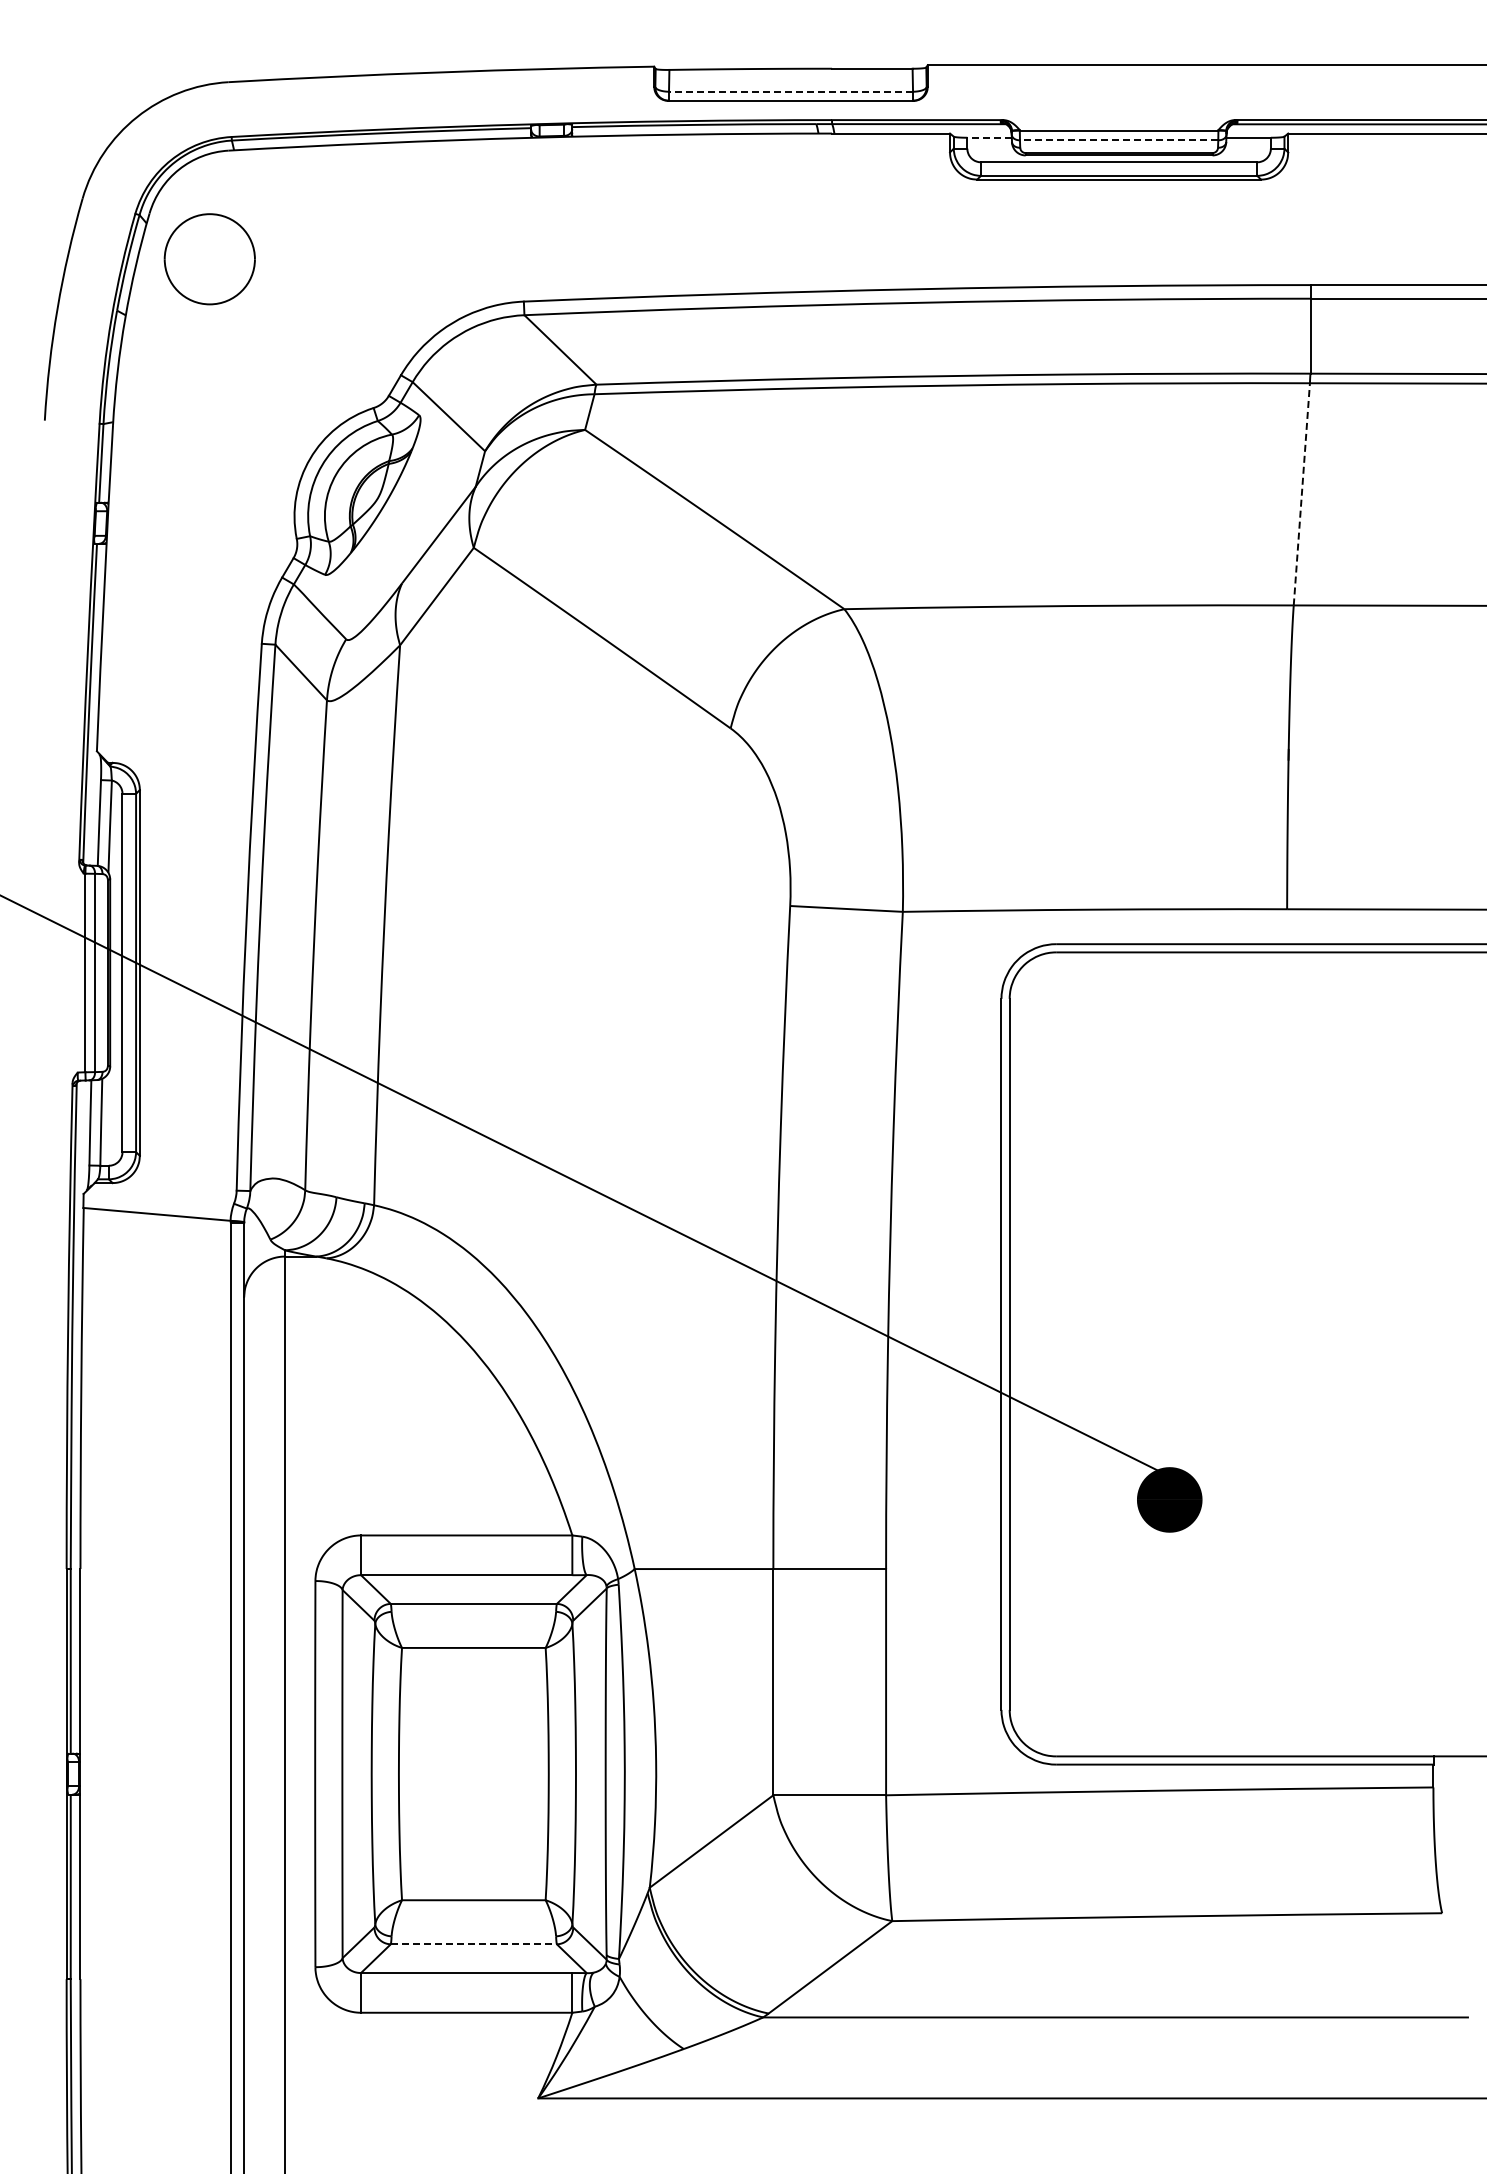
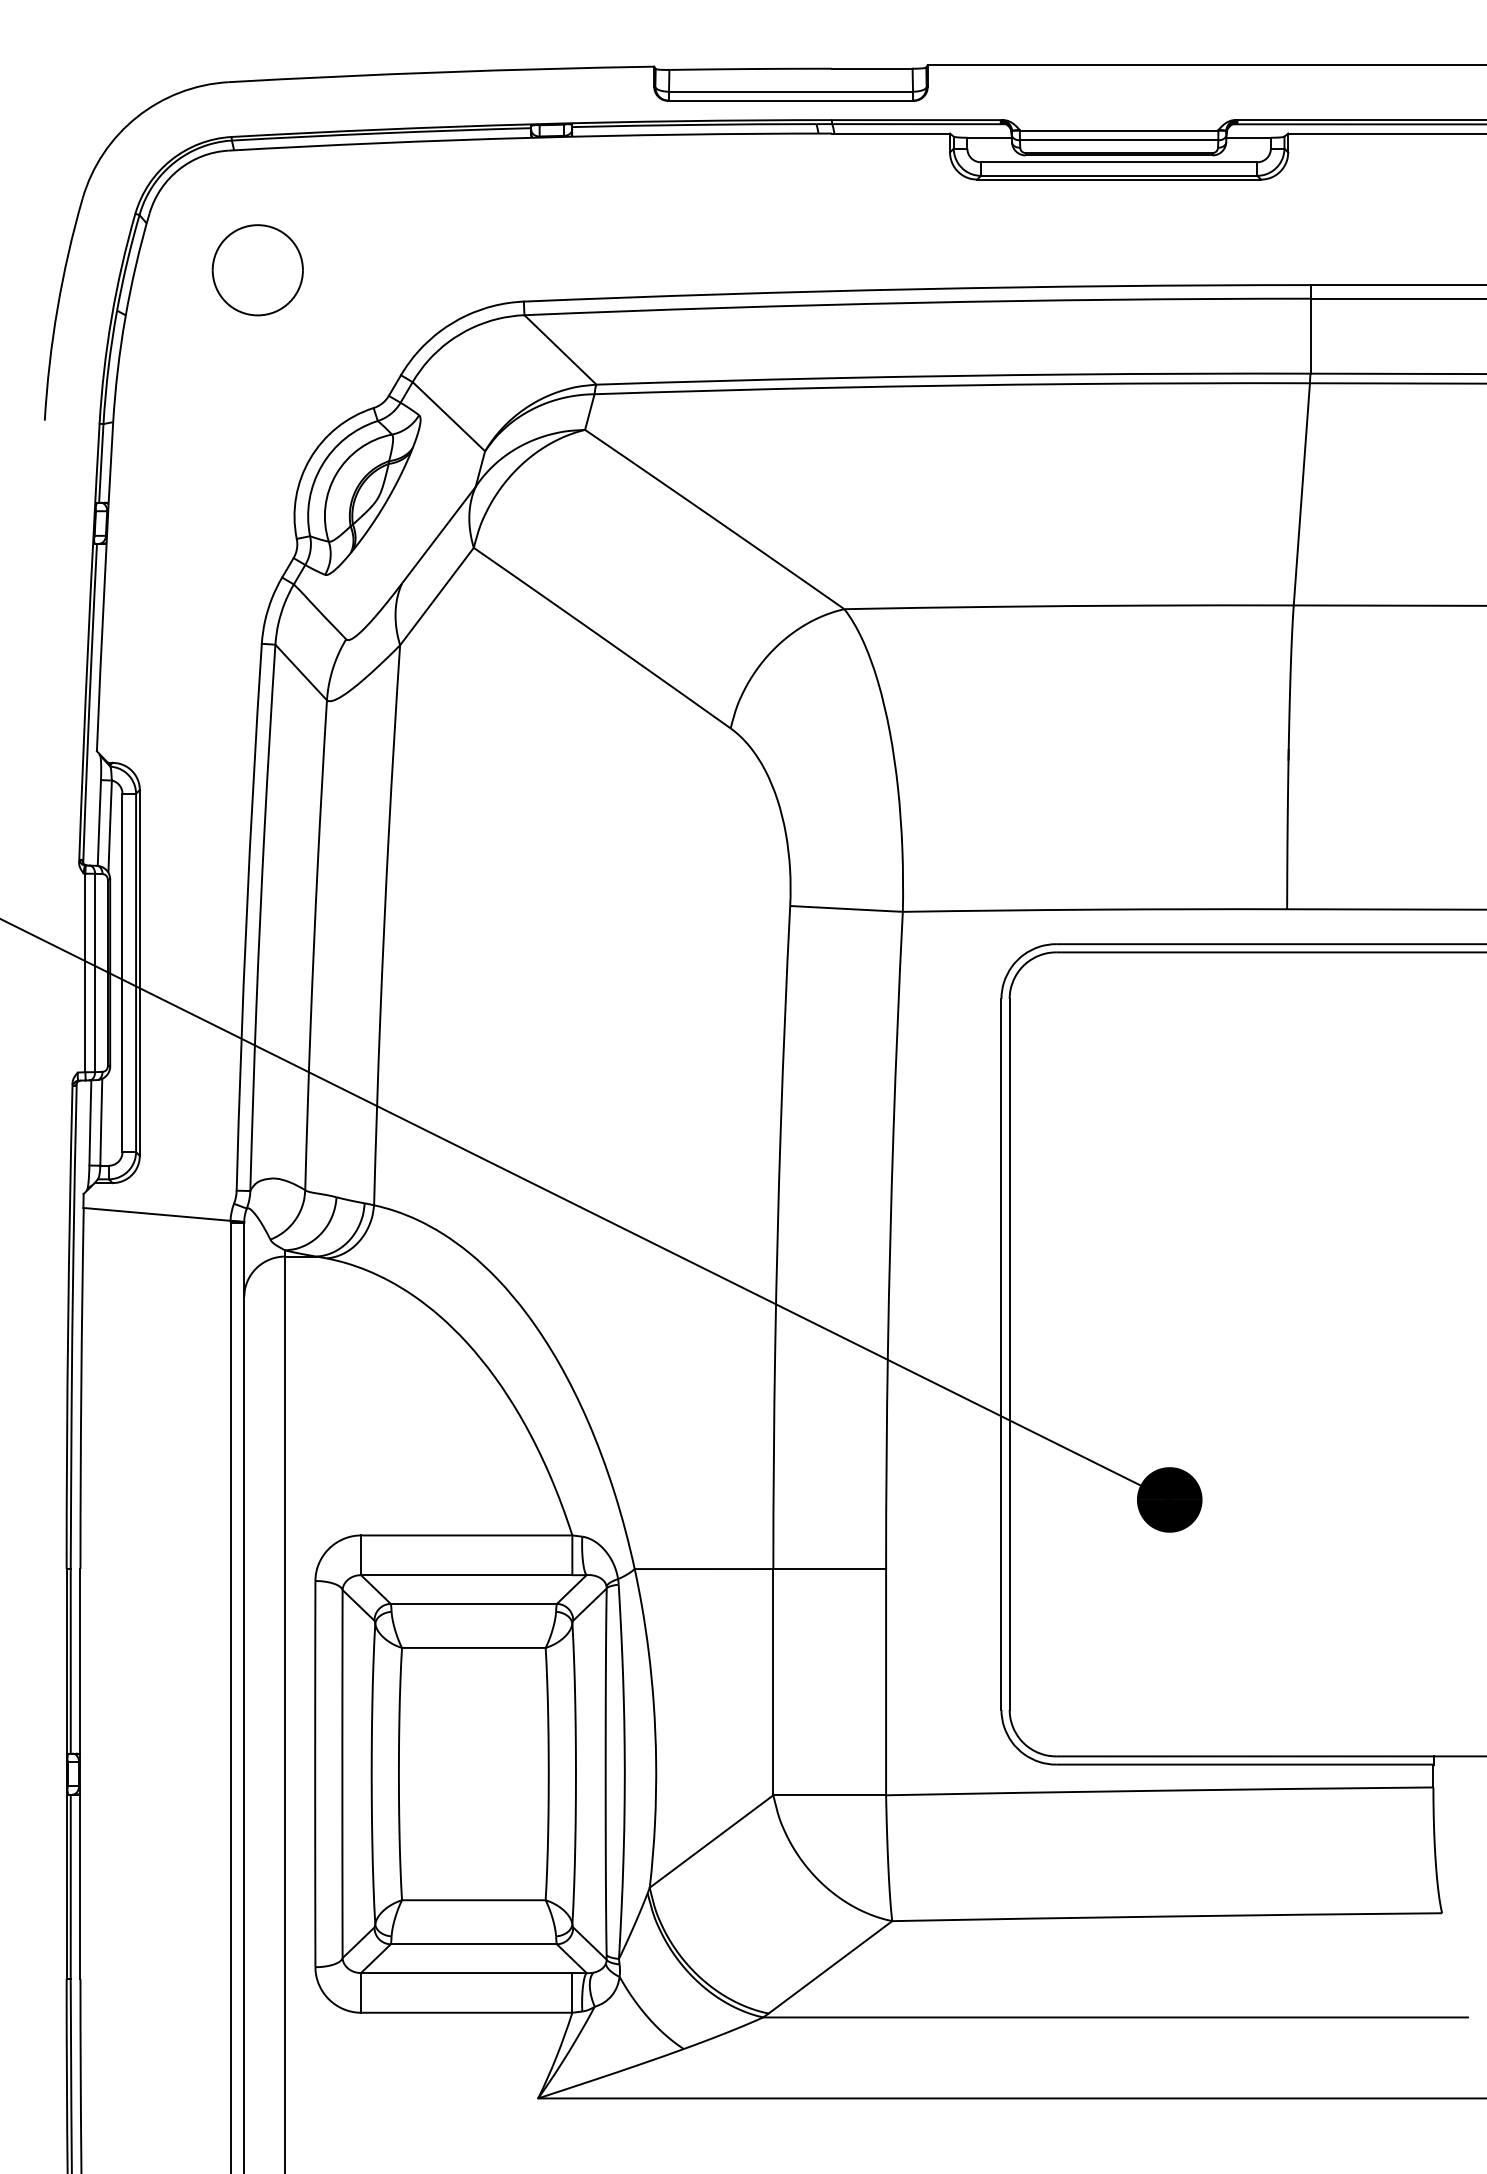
line: dashed -> solid (790, 91)
line: dashed -> solid (989, 137)
line: dashed -> solid (1118, 140)
part position: (209, 259) -> (257, 270) (257, 270)
line: dashed -> solid (1301, 493)
line position: (590, 1188) -> (585, 1209) (585, 1209)
line: dashed -> solid (474, 1944)
